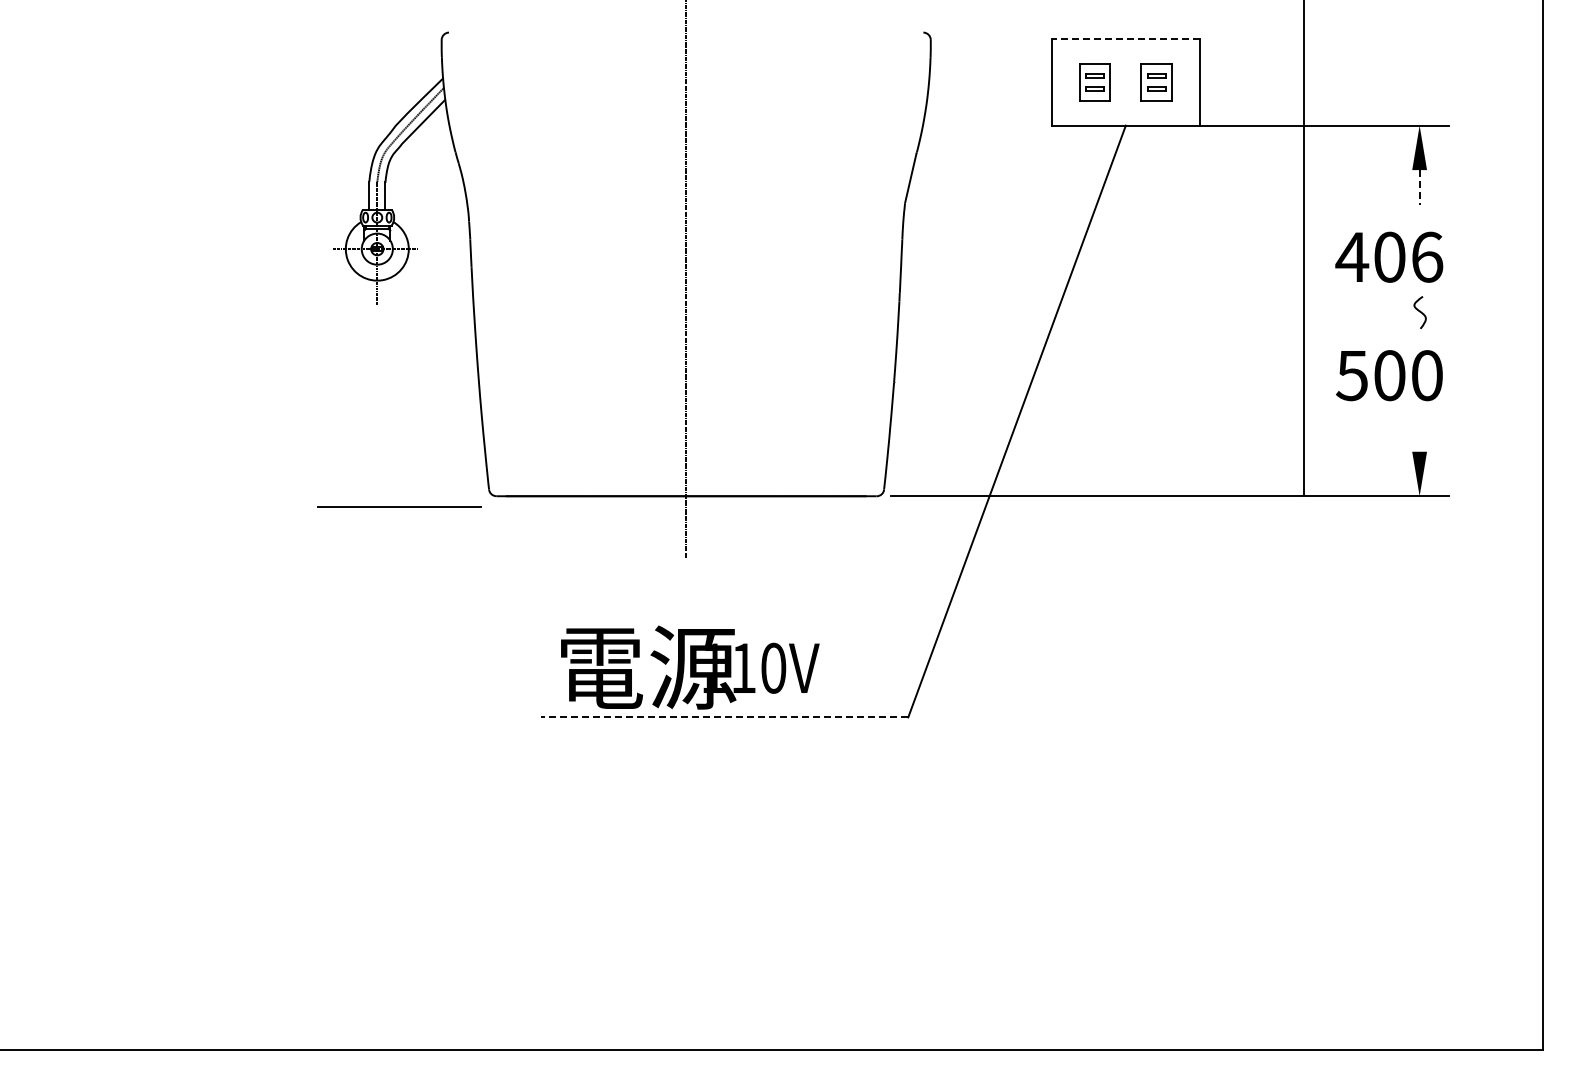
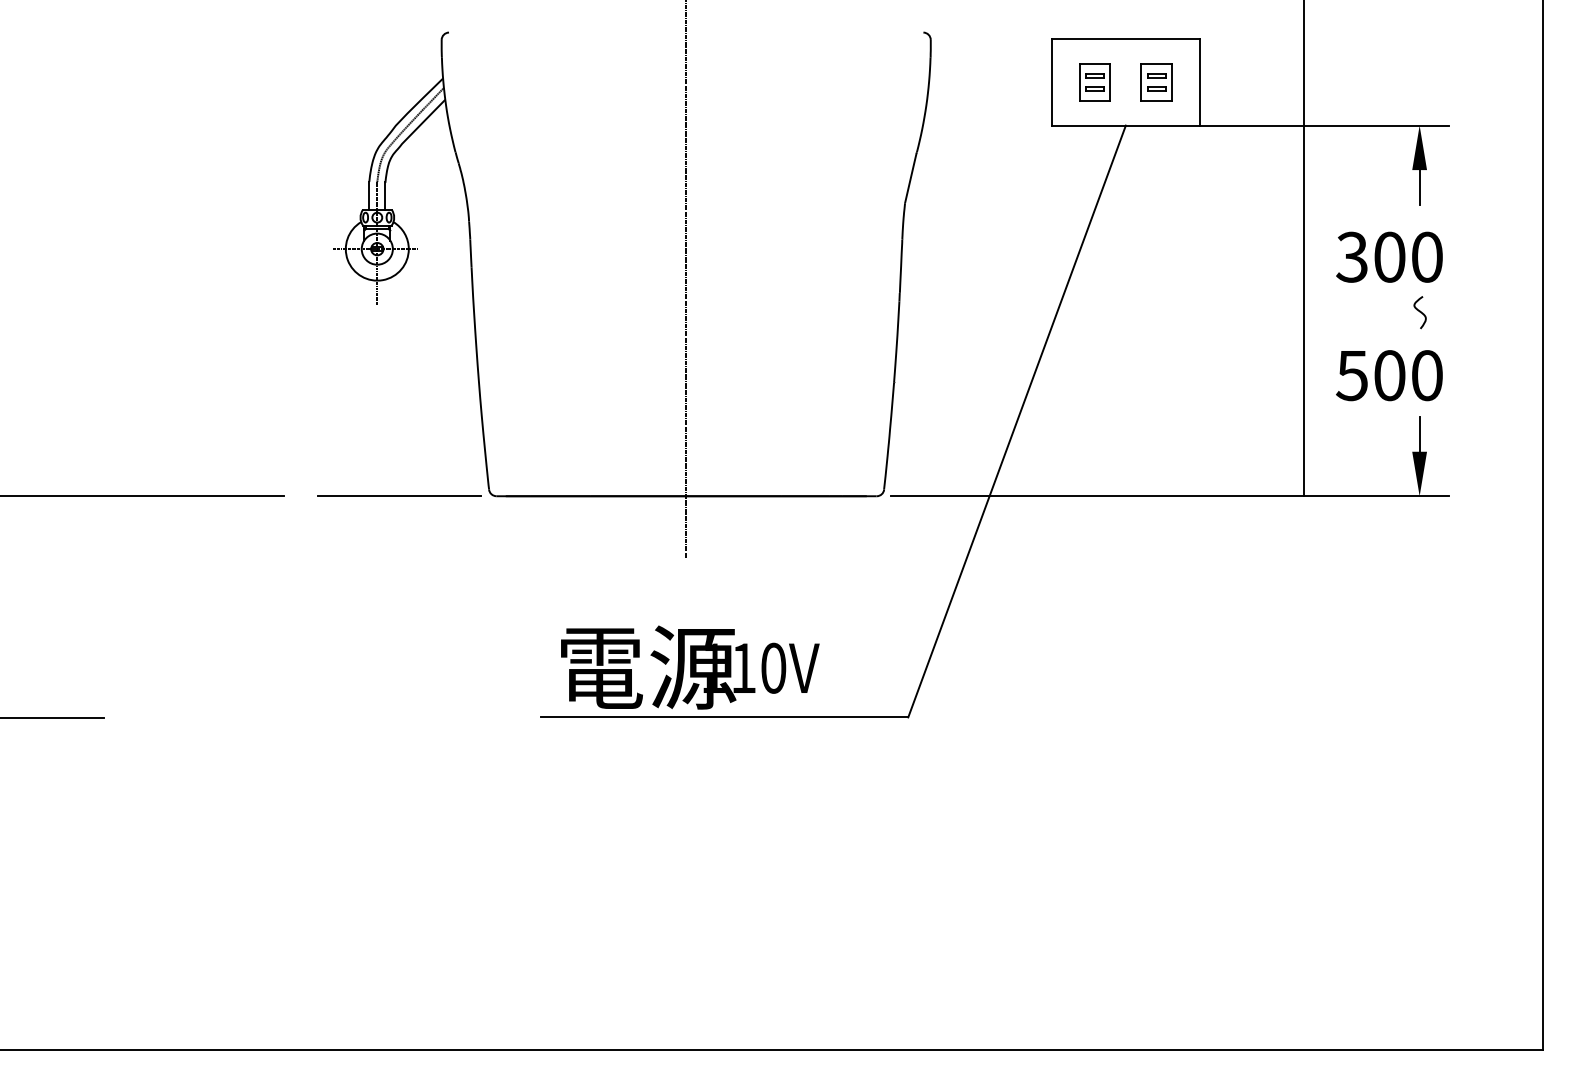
line: dashed -> solid (1125, 39)
line: dashed -> solid (1419, 187)
text: 406 -> 300 (1389, 256)
line: none -> present (1419, 434)
line: none -> present (142, 496)
line position: (399, 506) -> (399, 495) (399, 495)
line: none -> present (52, 717)
line: dashed -> solid (724, 717)
